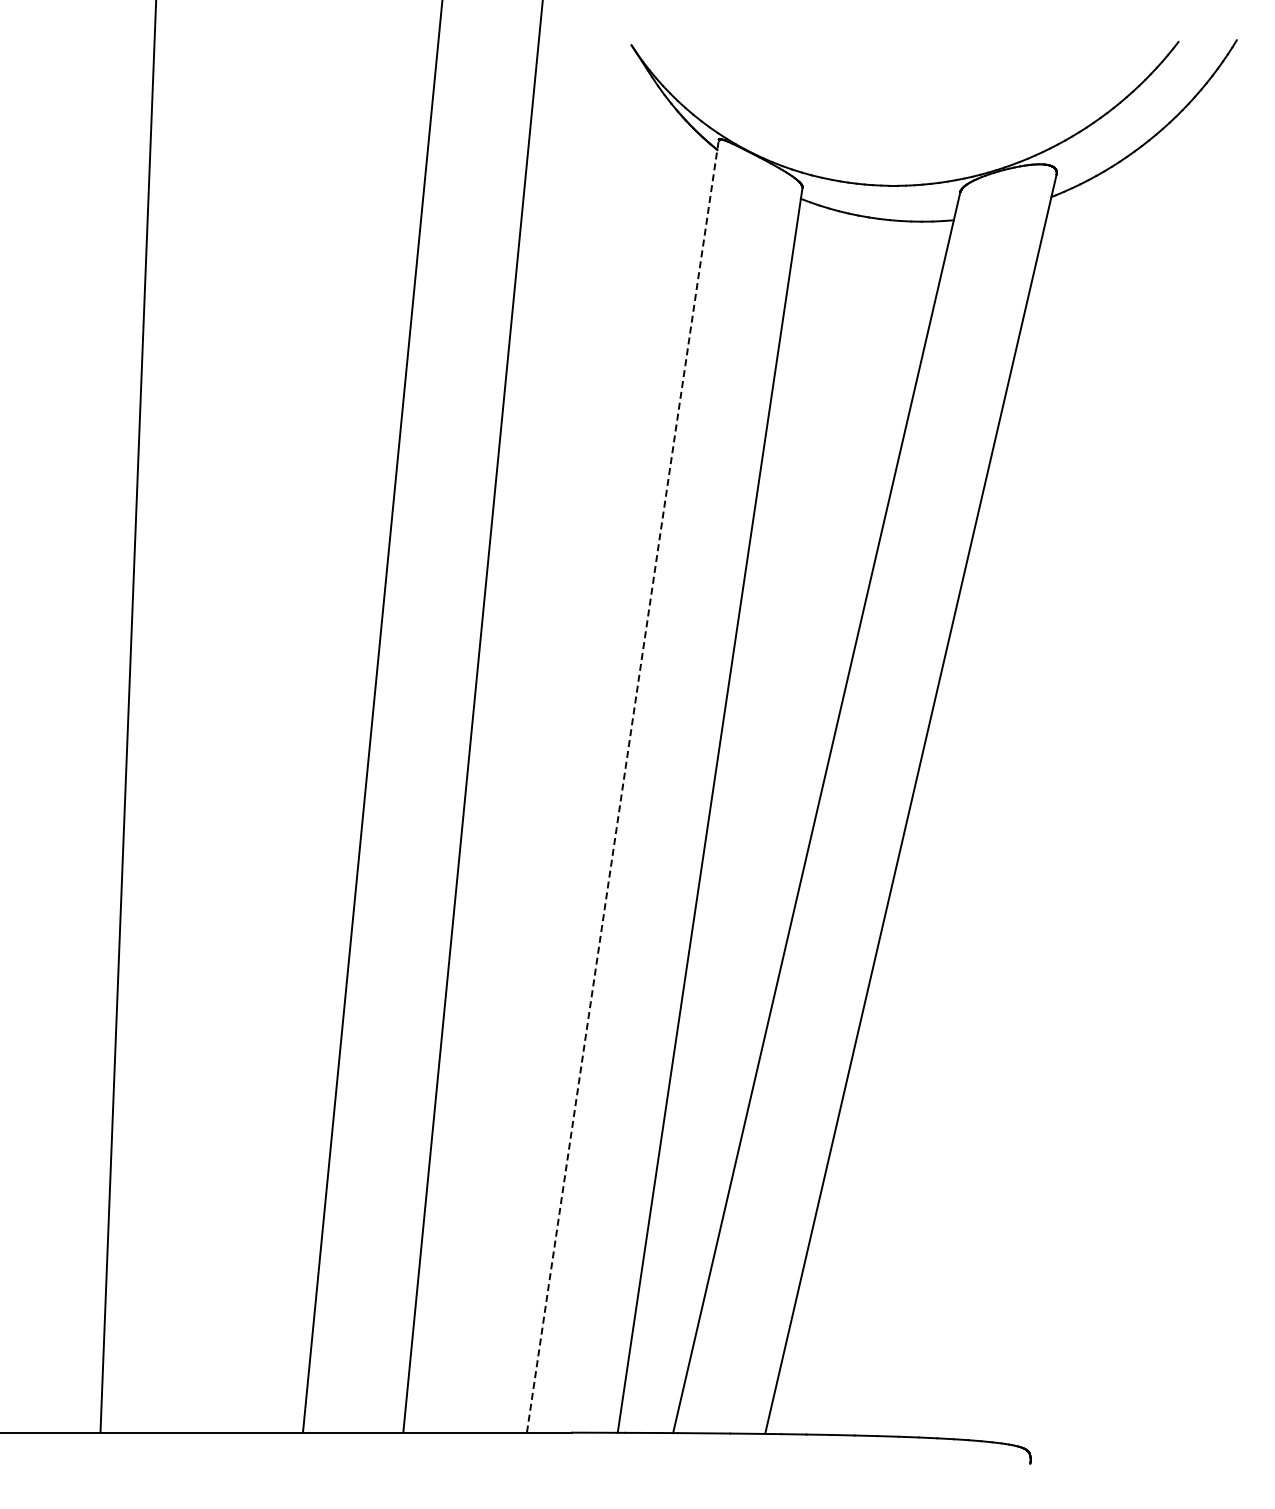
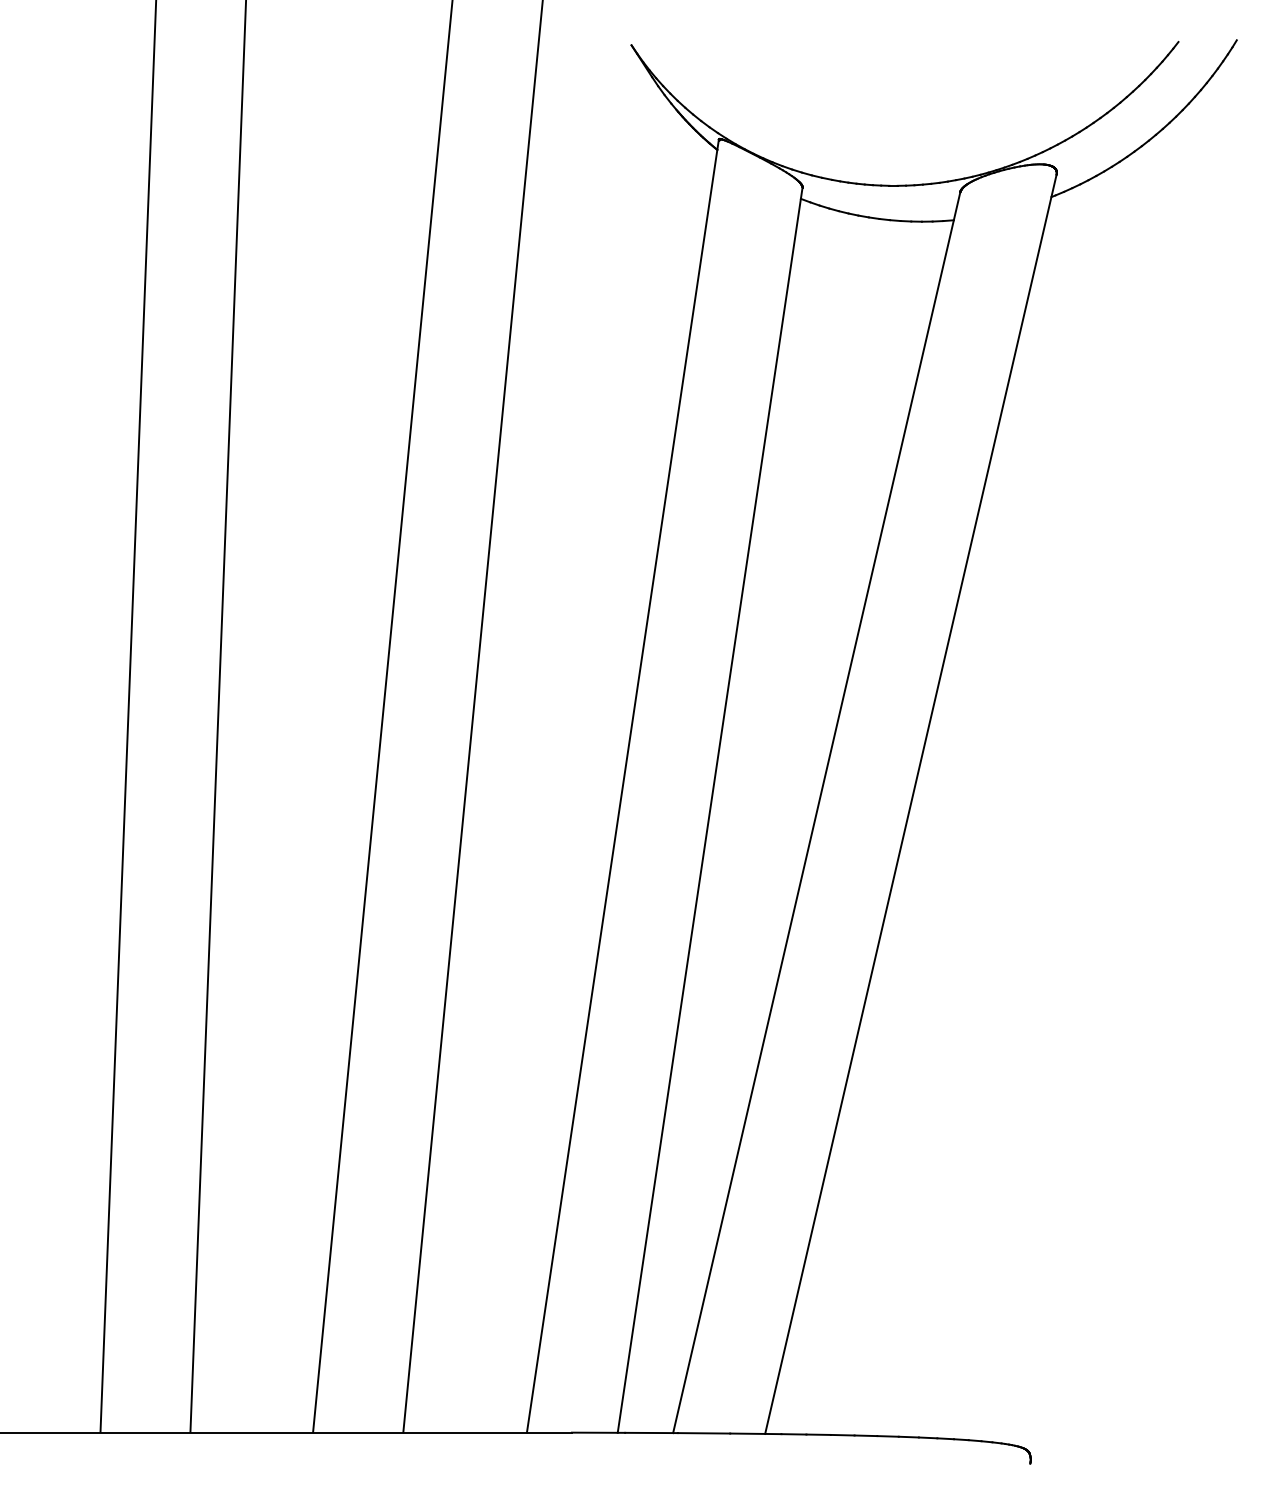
line position: (372, 716) -> (382, 717) (382, 717)
line: none -> present (217, 717)
line: dashed -> solid (622, 785)
